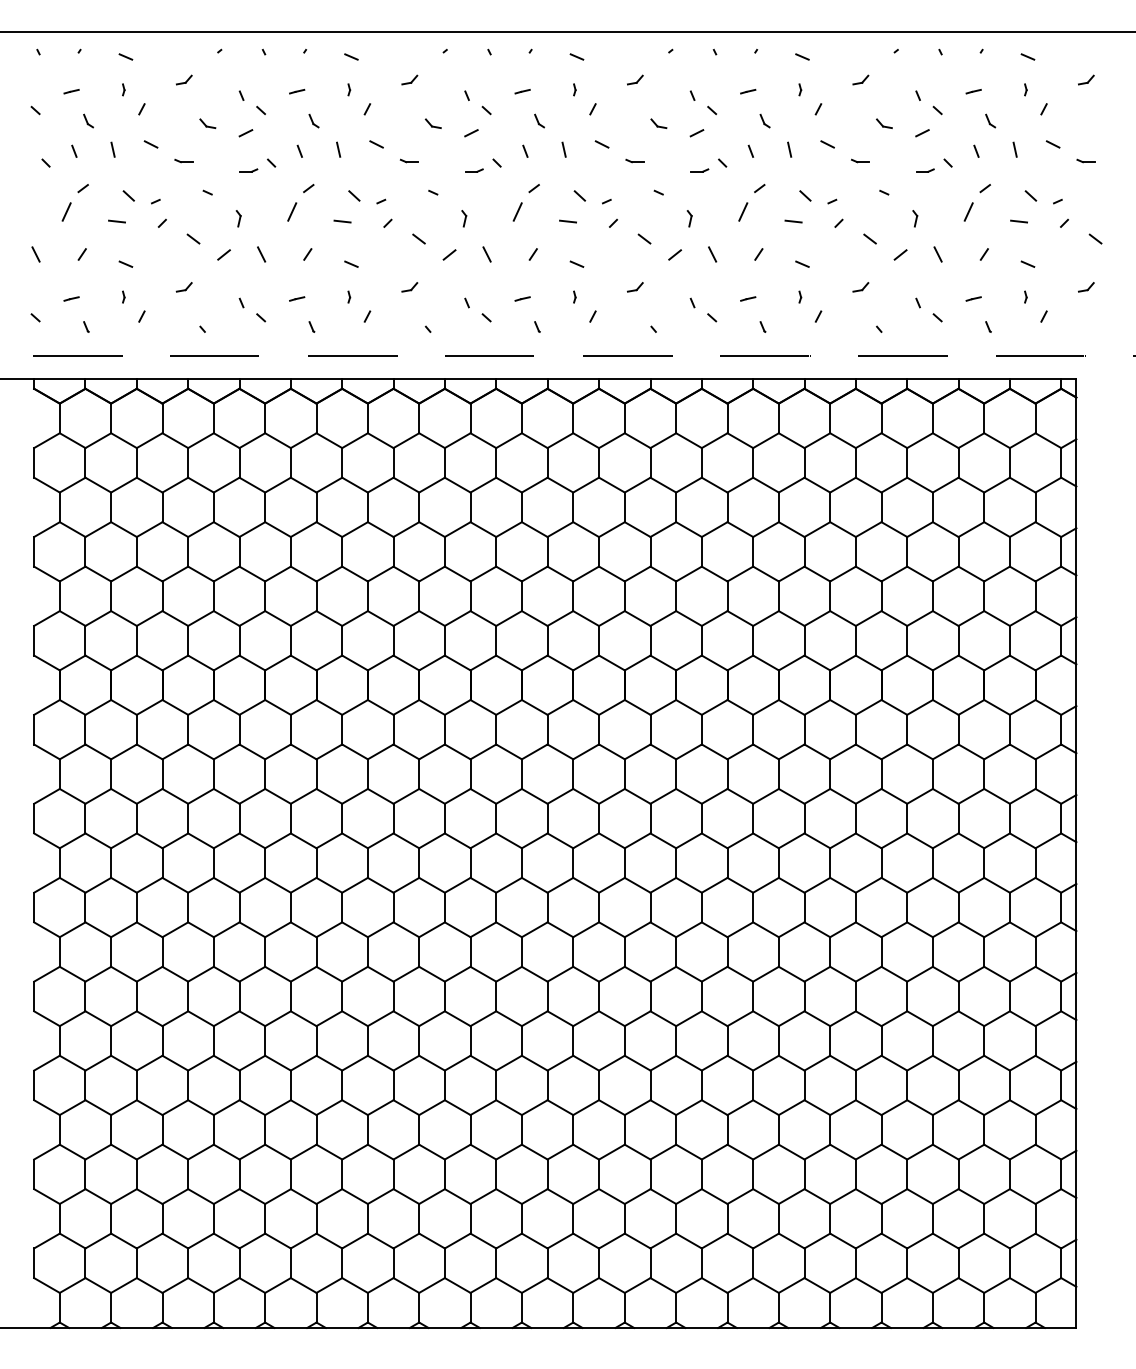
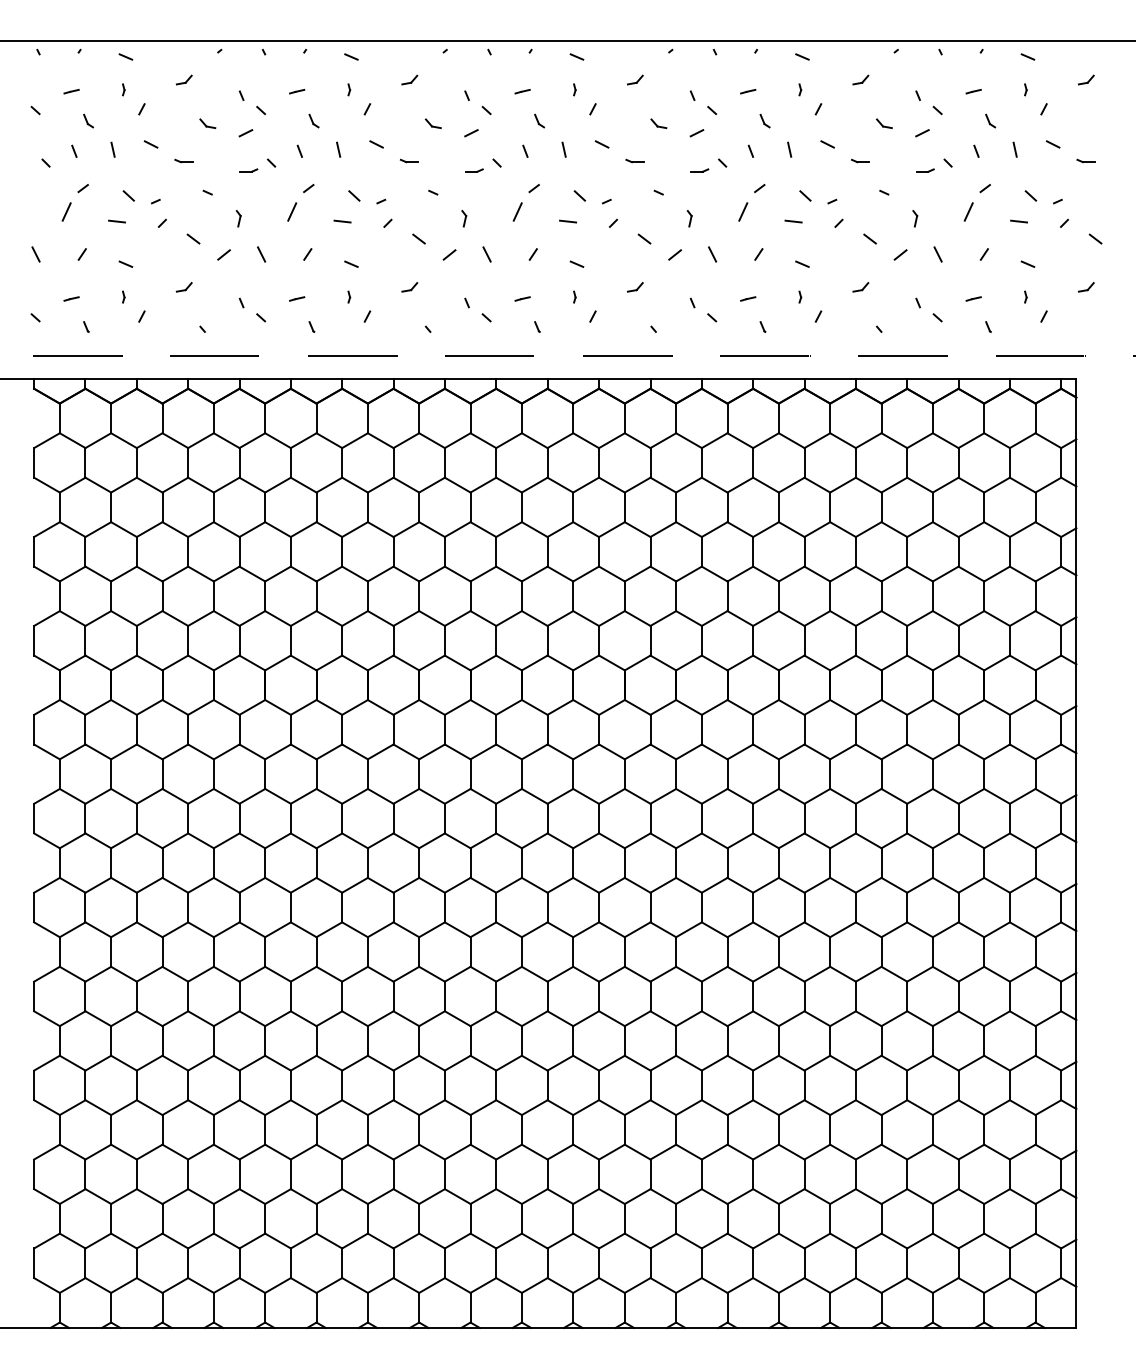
line position: (567, 32) -> (567, 41) (567, 41)
